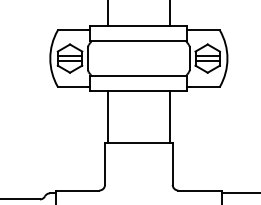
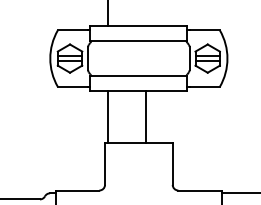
line: present -> none (169, 14)
line position: (169, 116) -> (145, 116) (145, 116)
